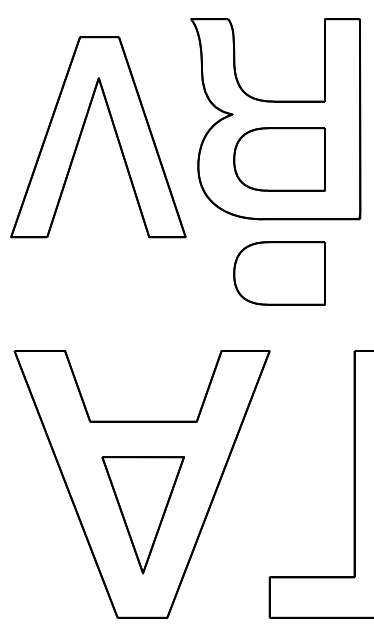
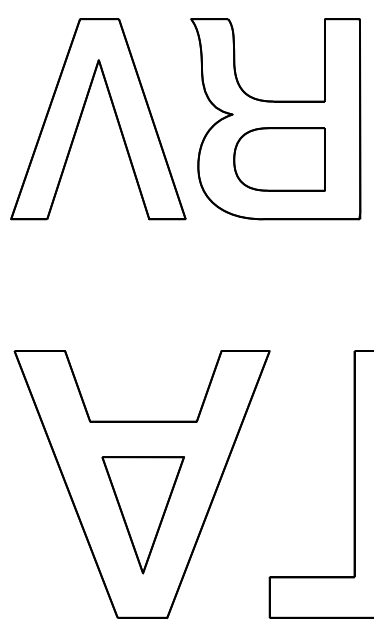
part position: (82, 132) -> (82, 114) (82, 114)
part: present -> none (279, 273)
